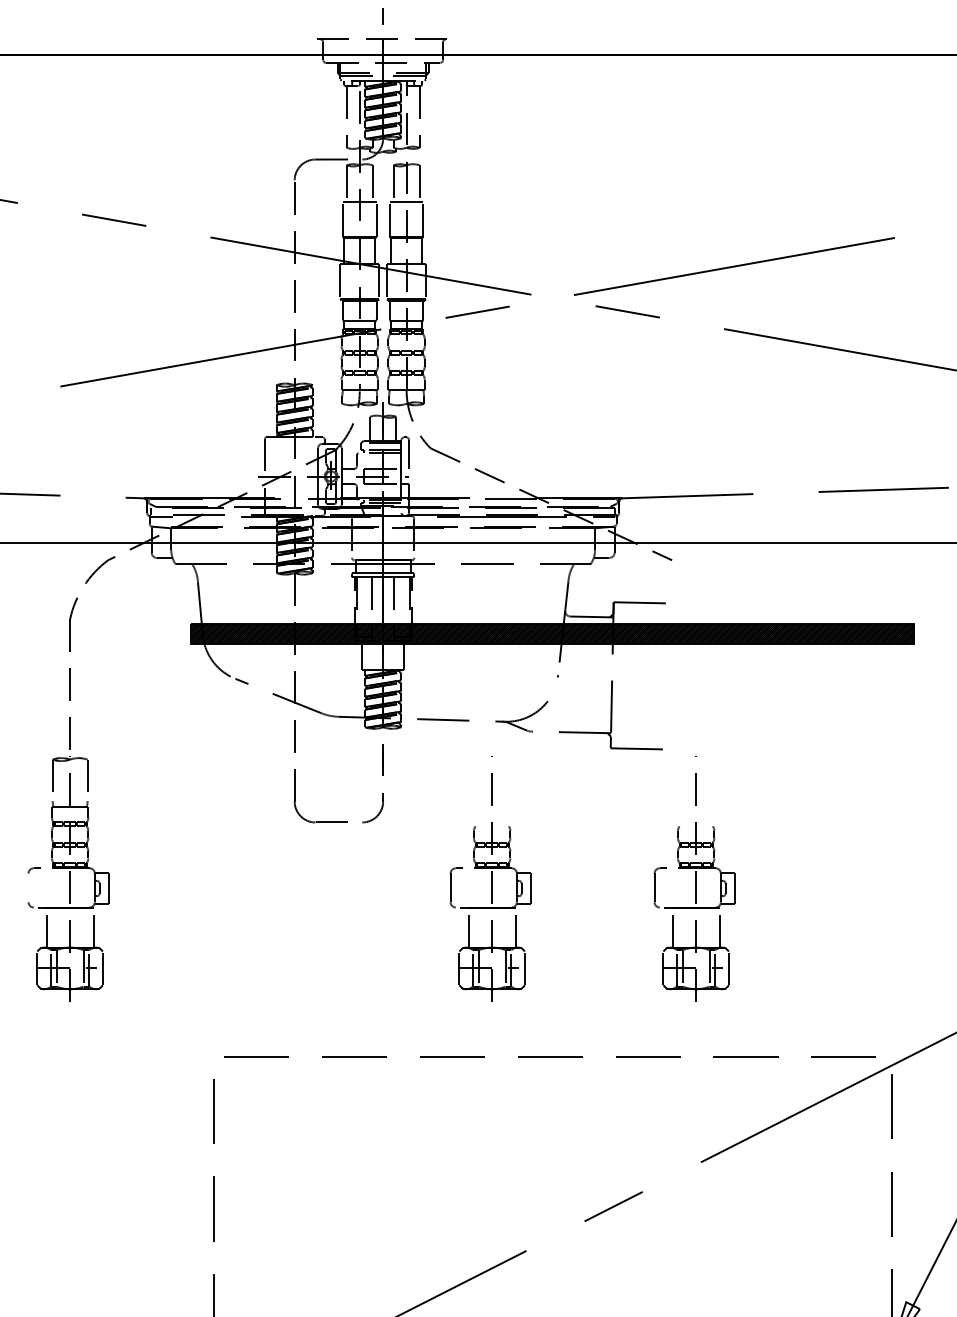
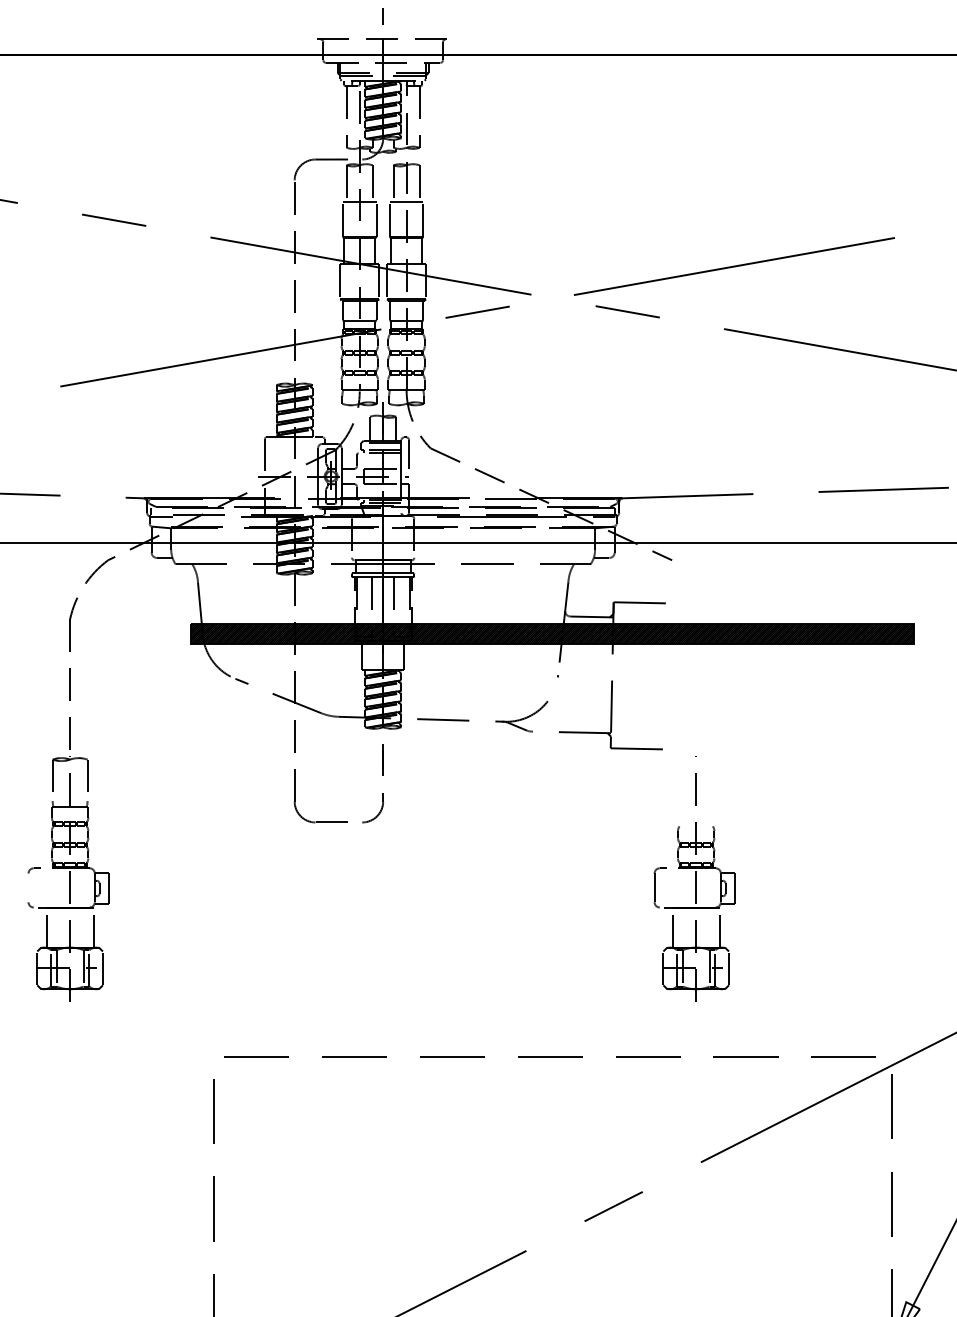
part: present -> none (490, 878)
